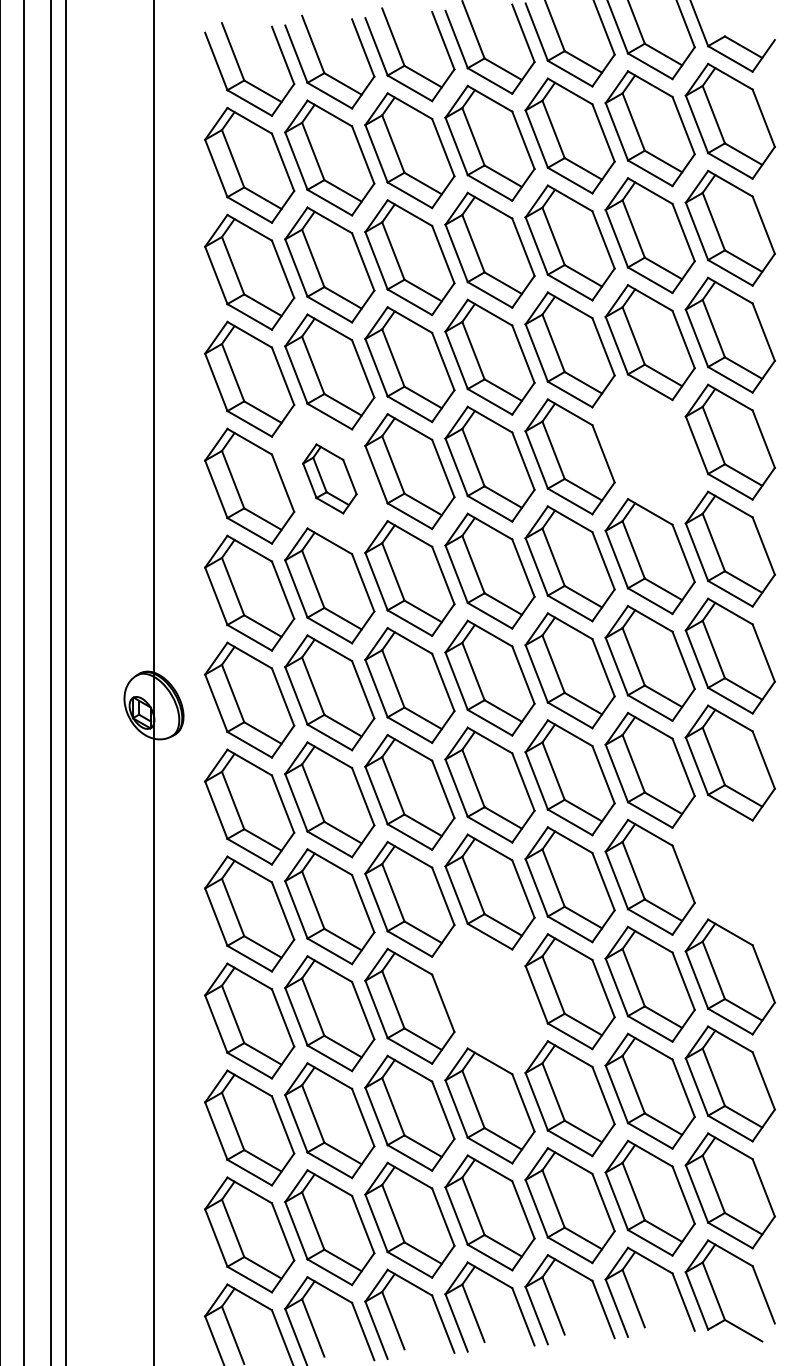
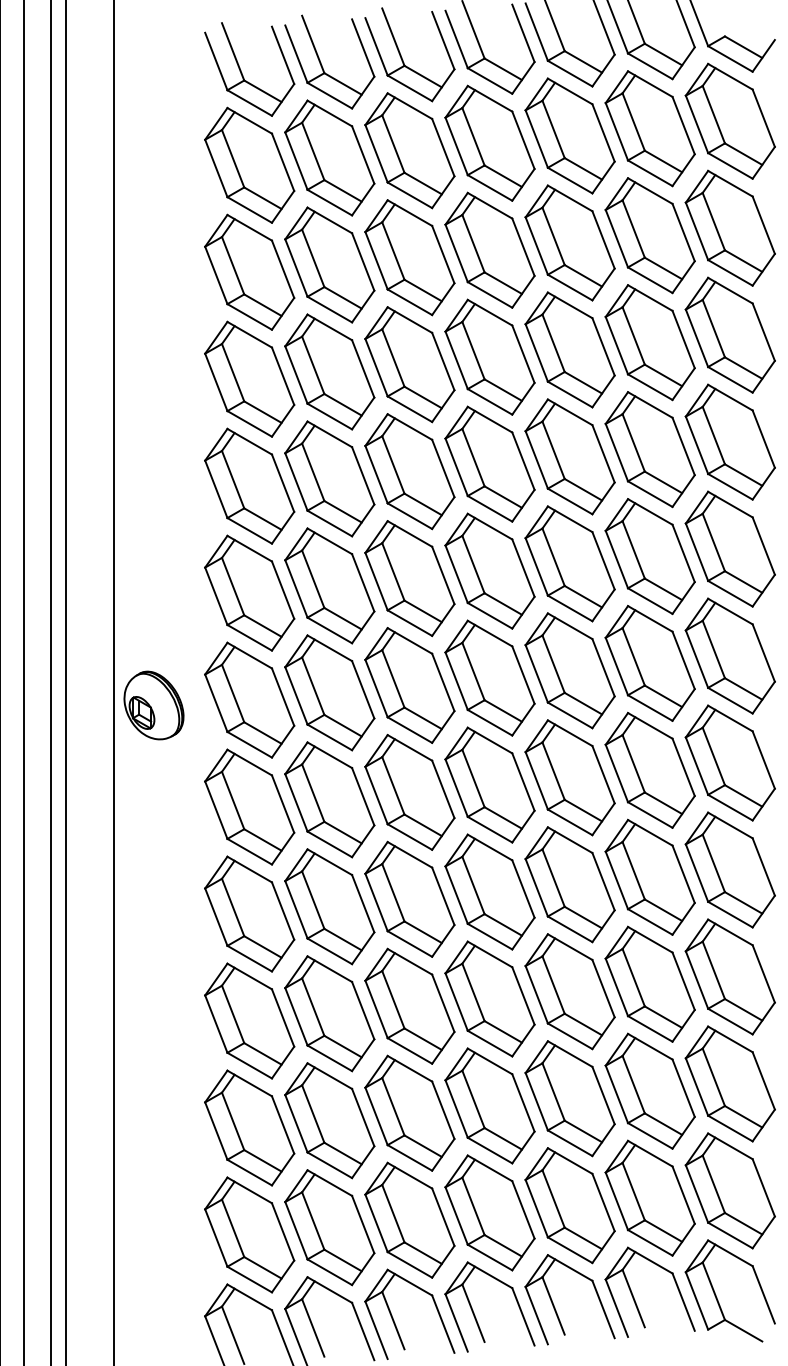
part: none -> present (649, 449)
part size: 56x72 px -> 92x118 px (329, 478)
line position: (154, 682) -> (114, 682) (114, 682)
part: none -> present (729, 869)
part: none -> present (489, 998)
